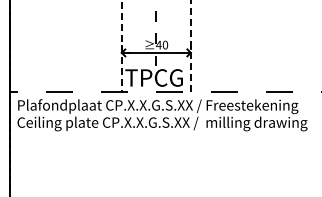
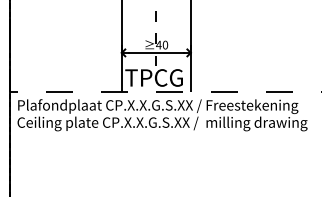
line: dashed -> solid (121, 0)
